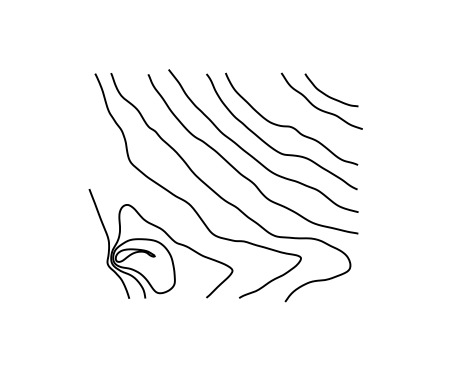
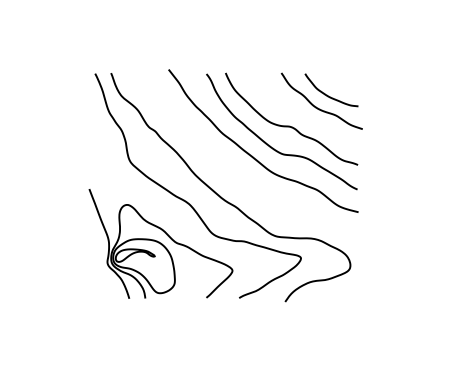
curve: present -> none (237, 169)
